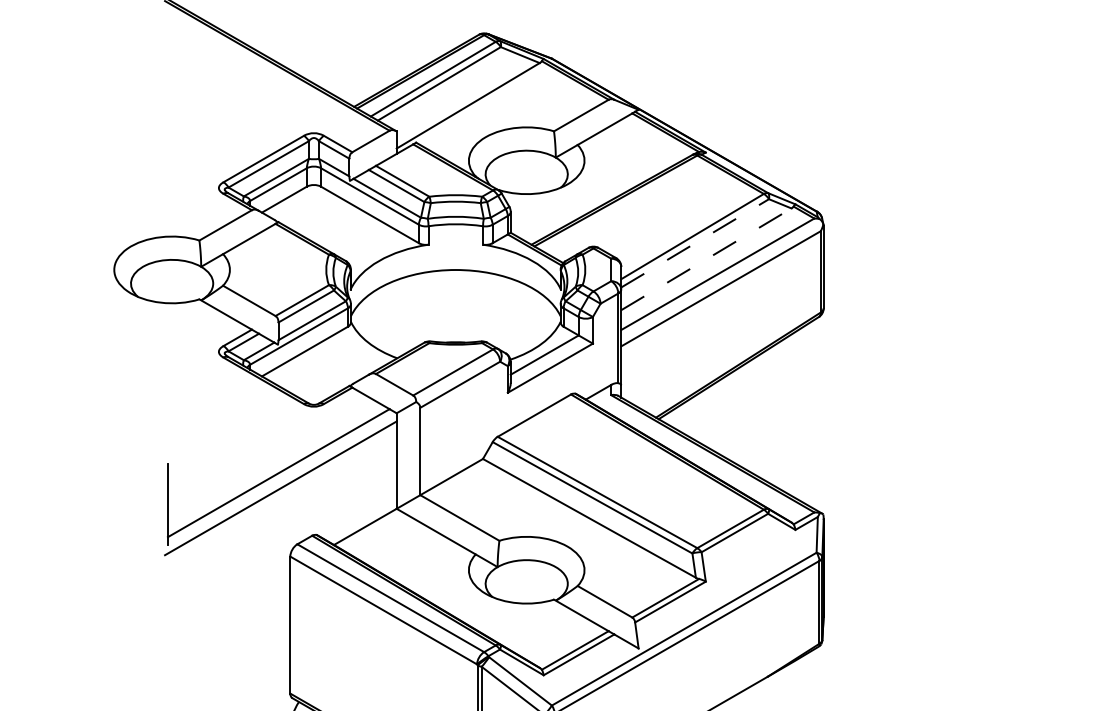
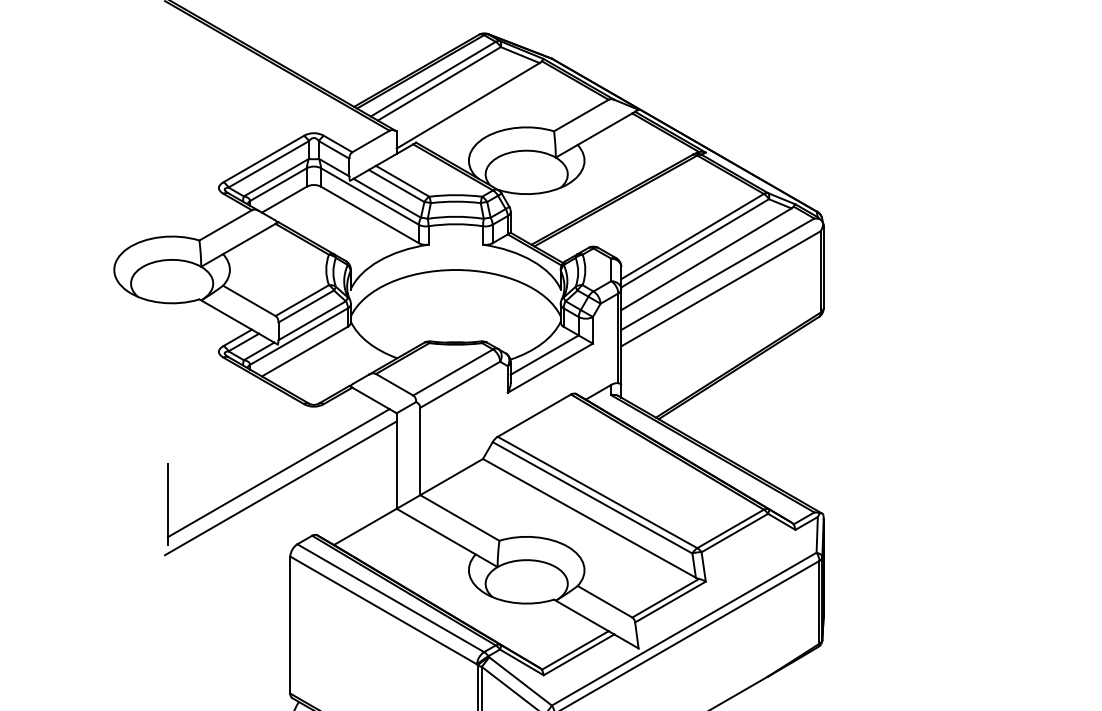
line: dashed -> solid (695, 243)
line: dashed -> solid (706, 259)
